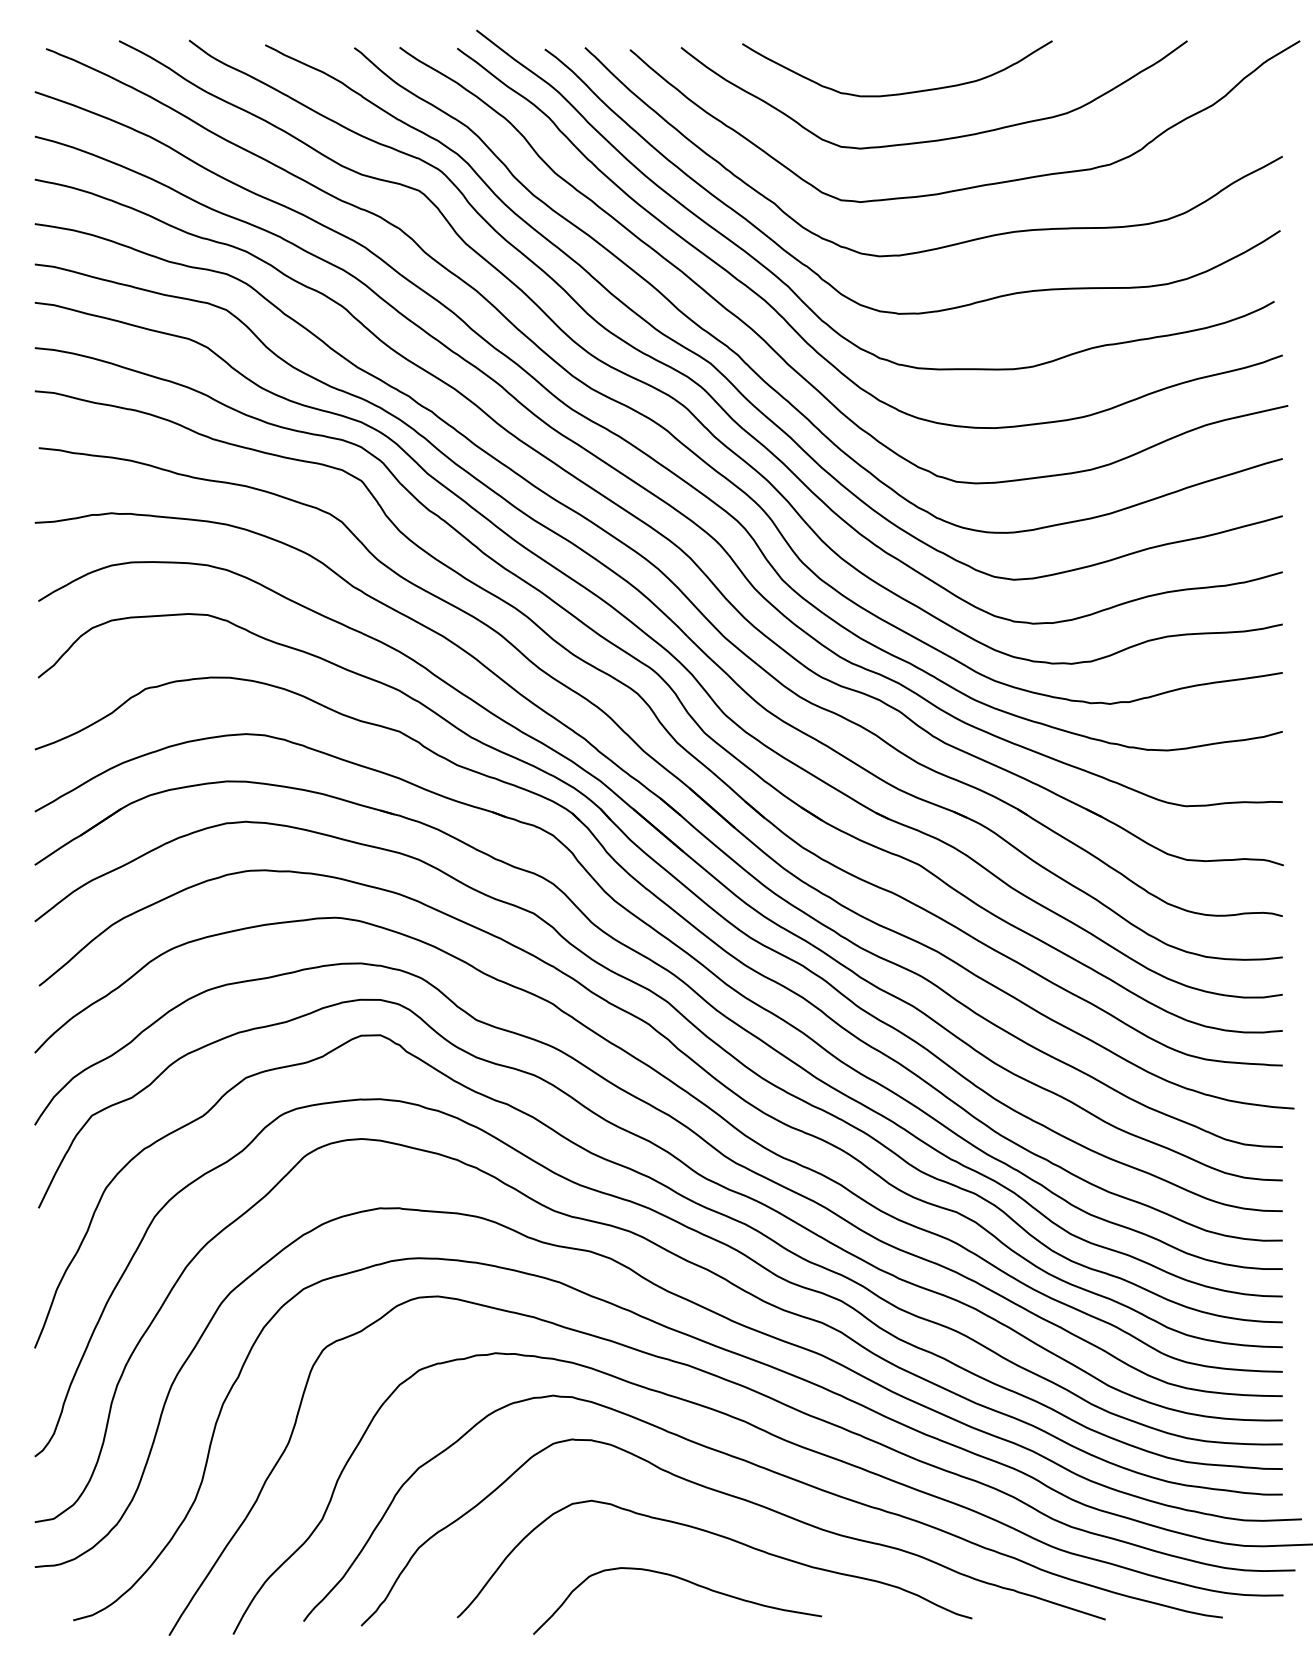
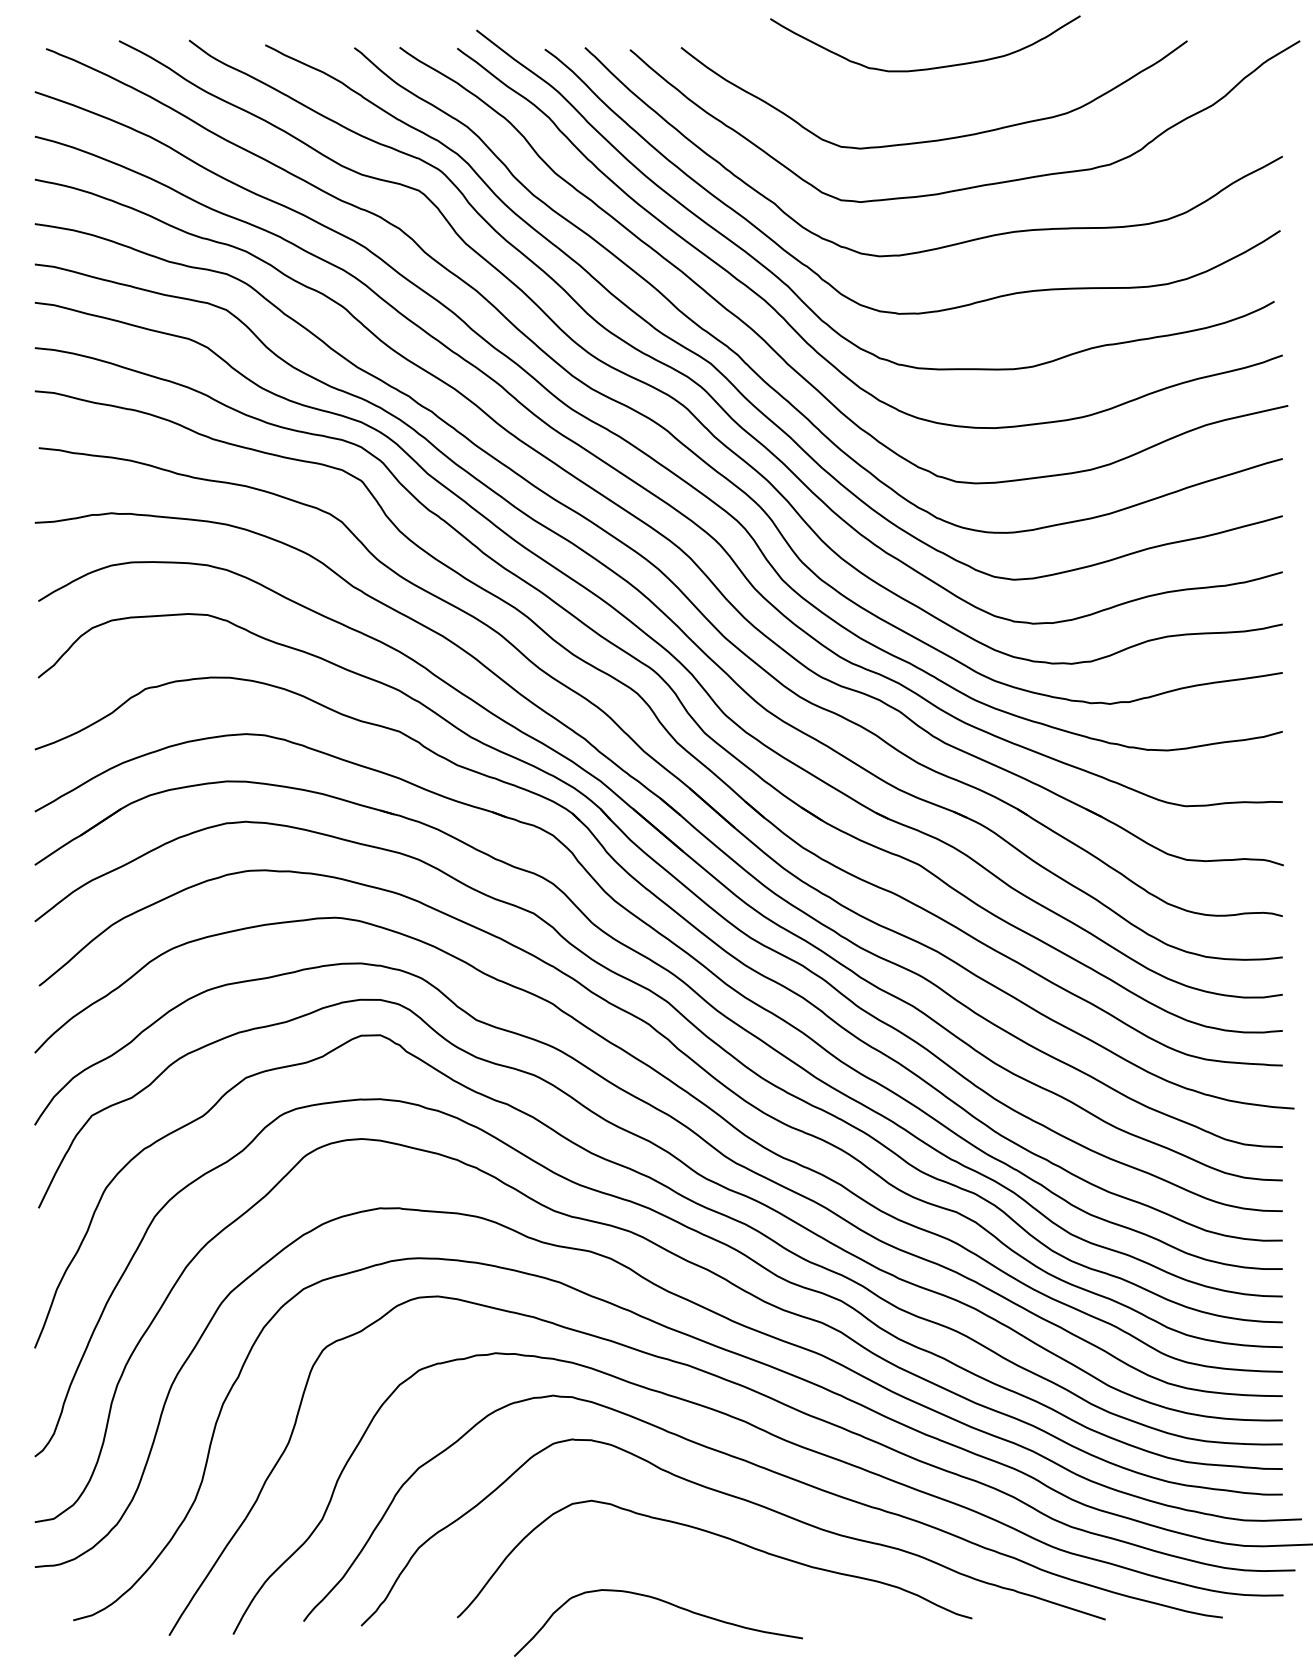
curve position: (903, 92) -> (931, 67) (931, 67)
curve position: (682, 1580) -> (663, 1602) (663, 1602)
